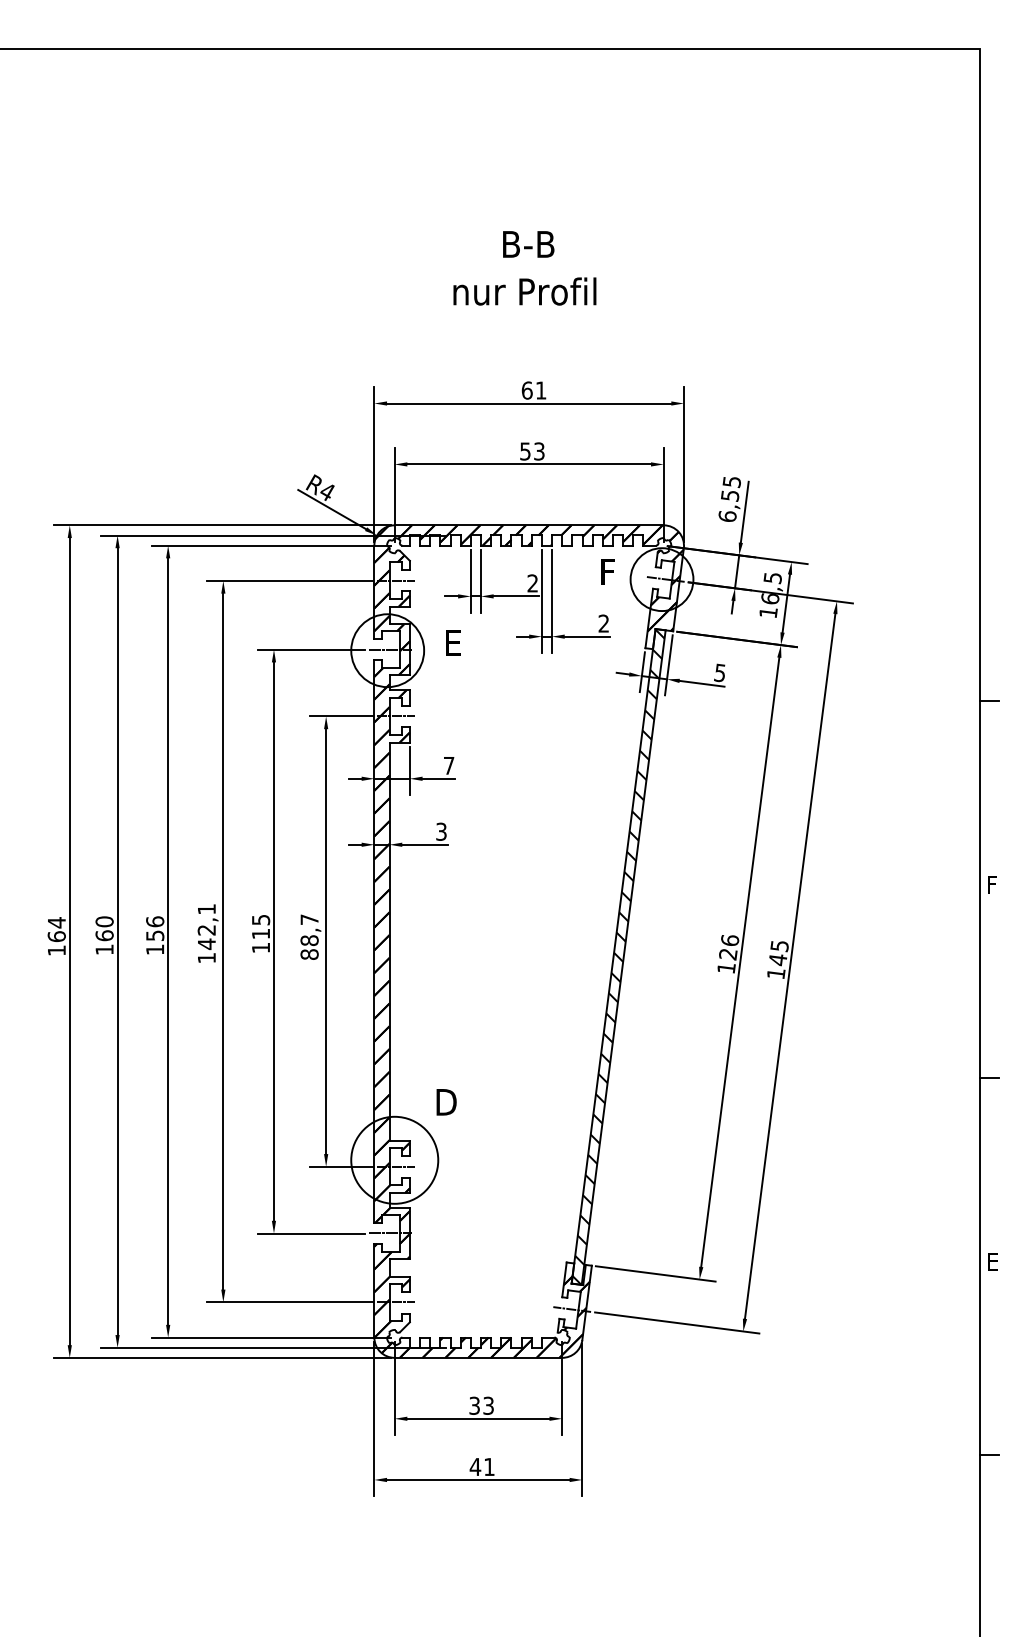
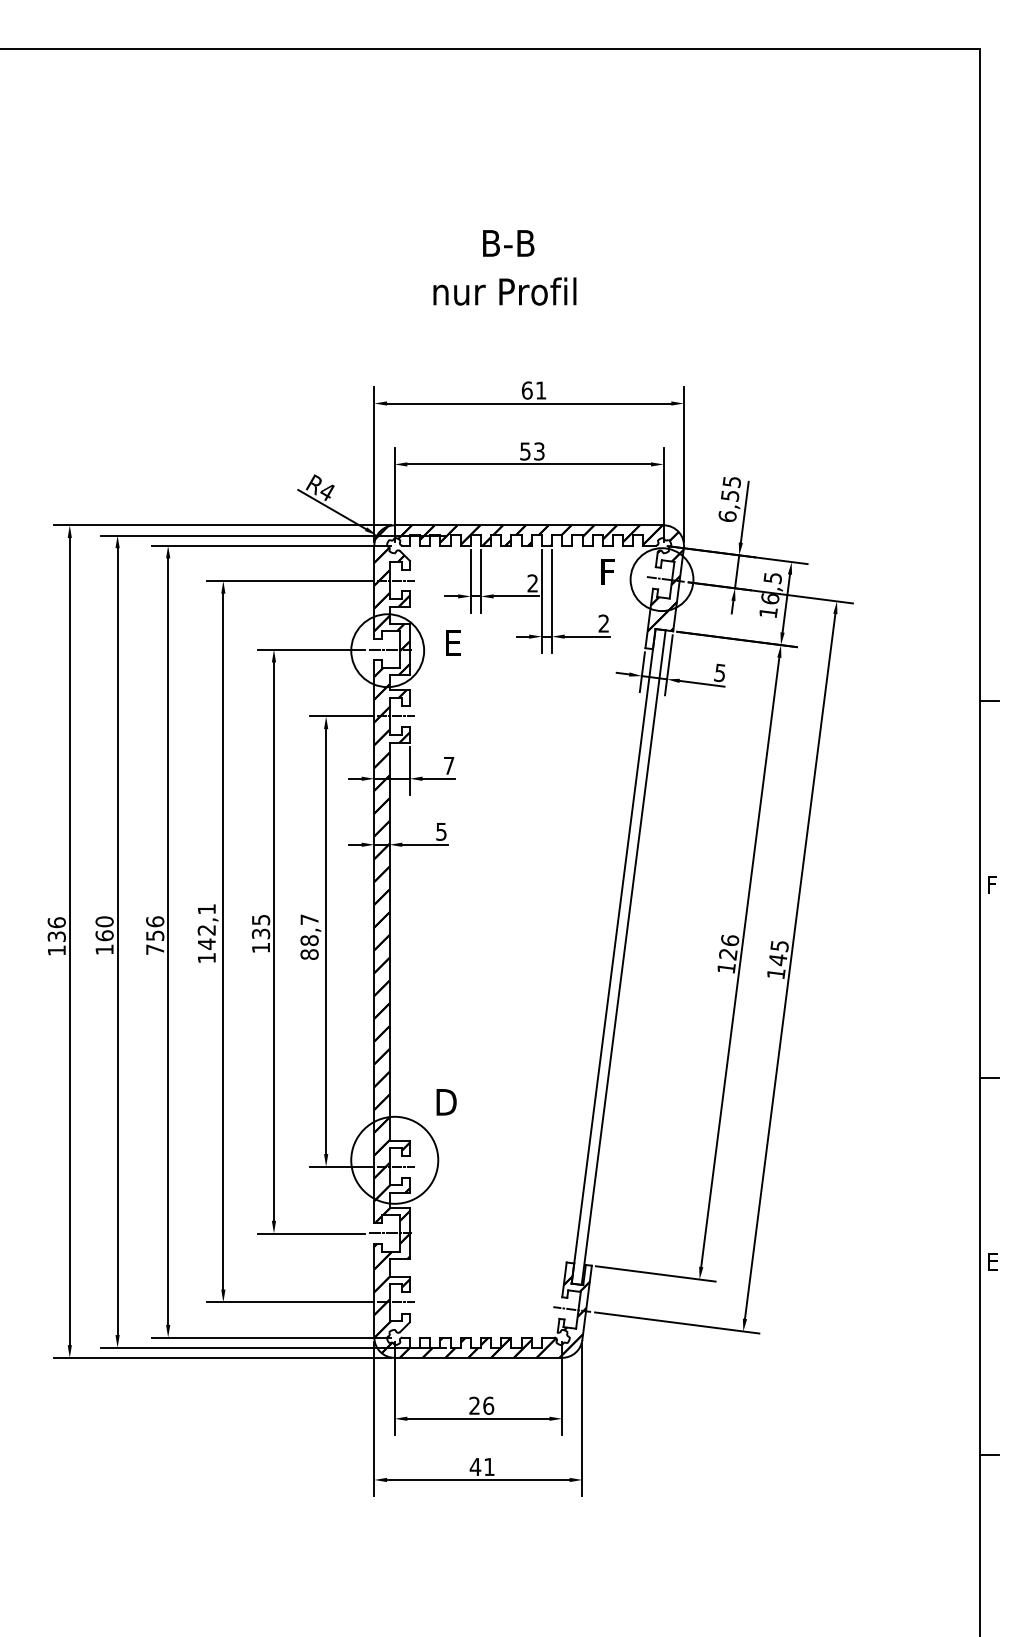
text position: (528, 244) -> (508, 243) (508, 243)
text position: (524, 291) -> (504, 291) (504, 291)
text: 3 -> 5 (441, 831)
text: 164 -> 136 (56, 929)
text: 115 -> 135 (260, 933)
text: 156 -> 756 (155, 949)
hatch: present -> none (618, 956)
text: 33 -> 26 (481, 1405)
